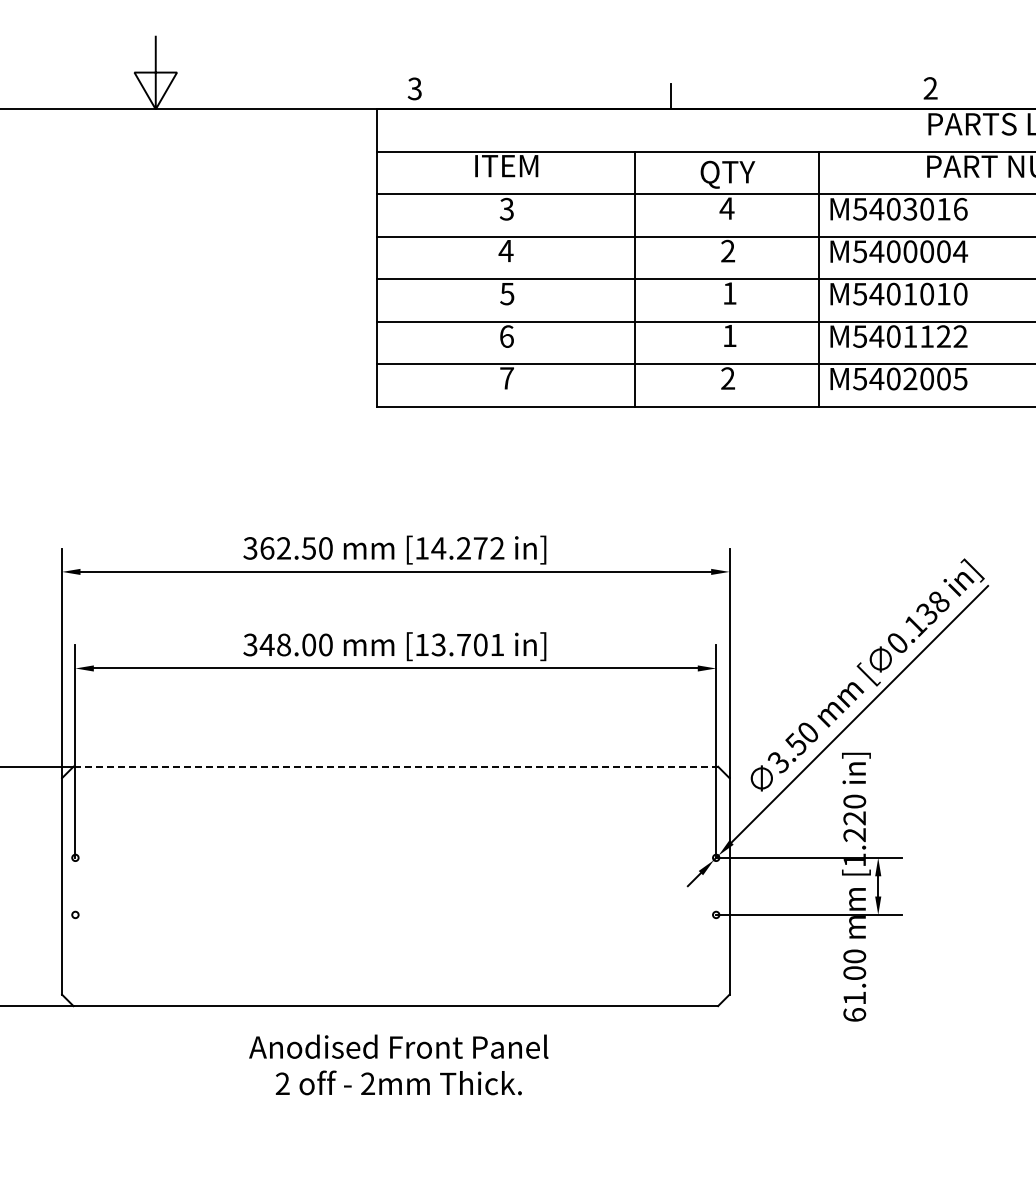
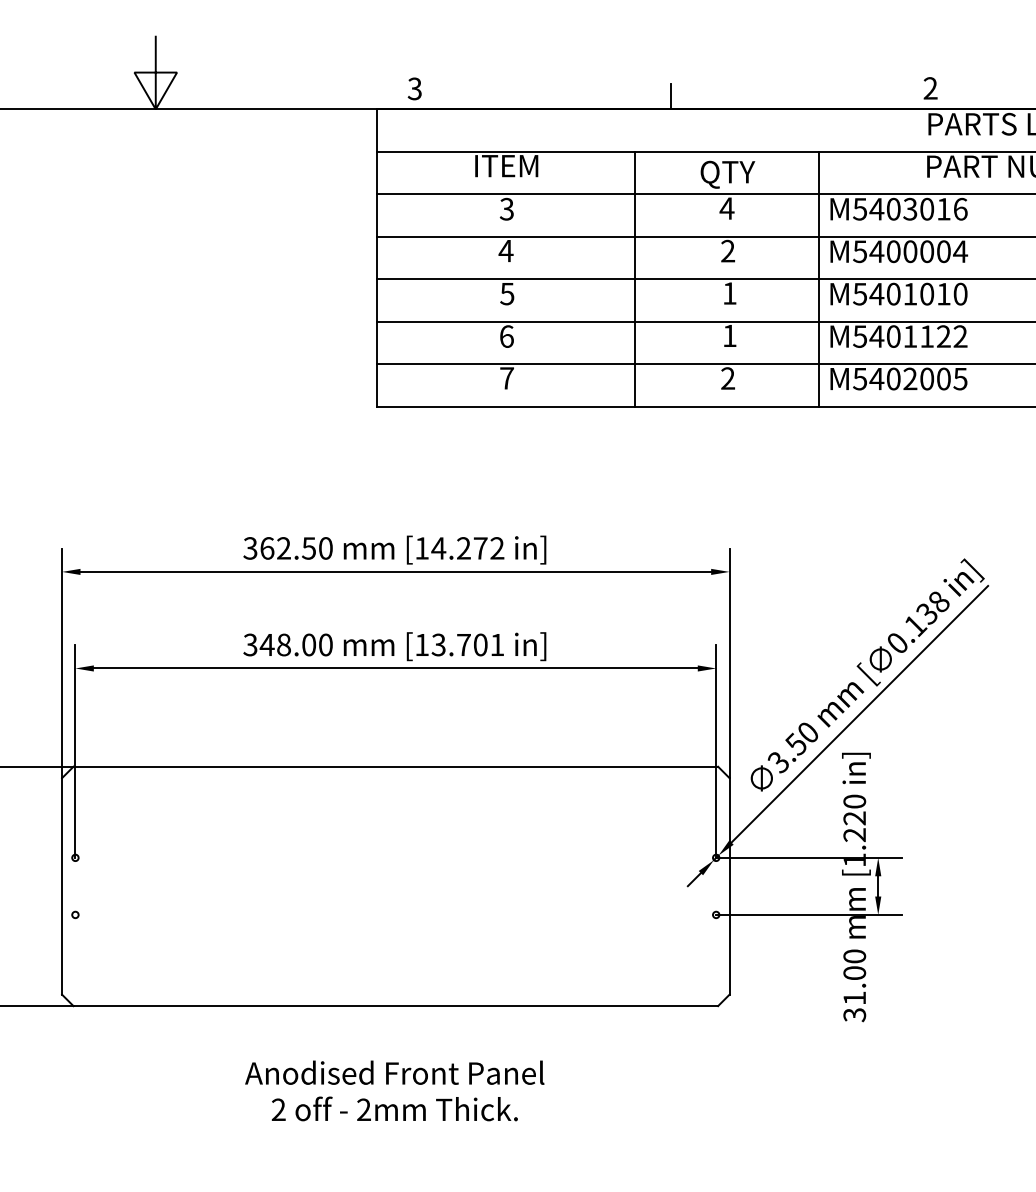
line: dashed -> solid (396, 766)
text: 61.00 -> 31.00 (854, 1015)
text position: (398, 1064) -> (394, 1090) (394, 1090)
